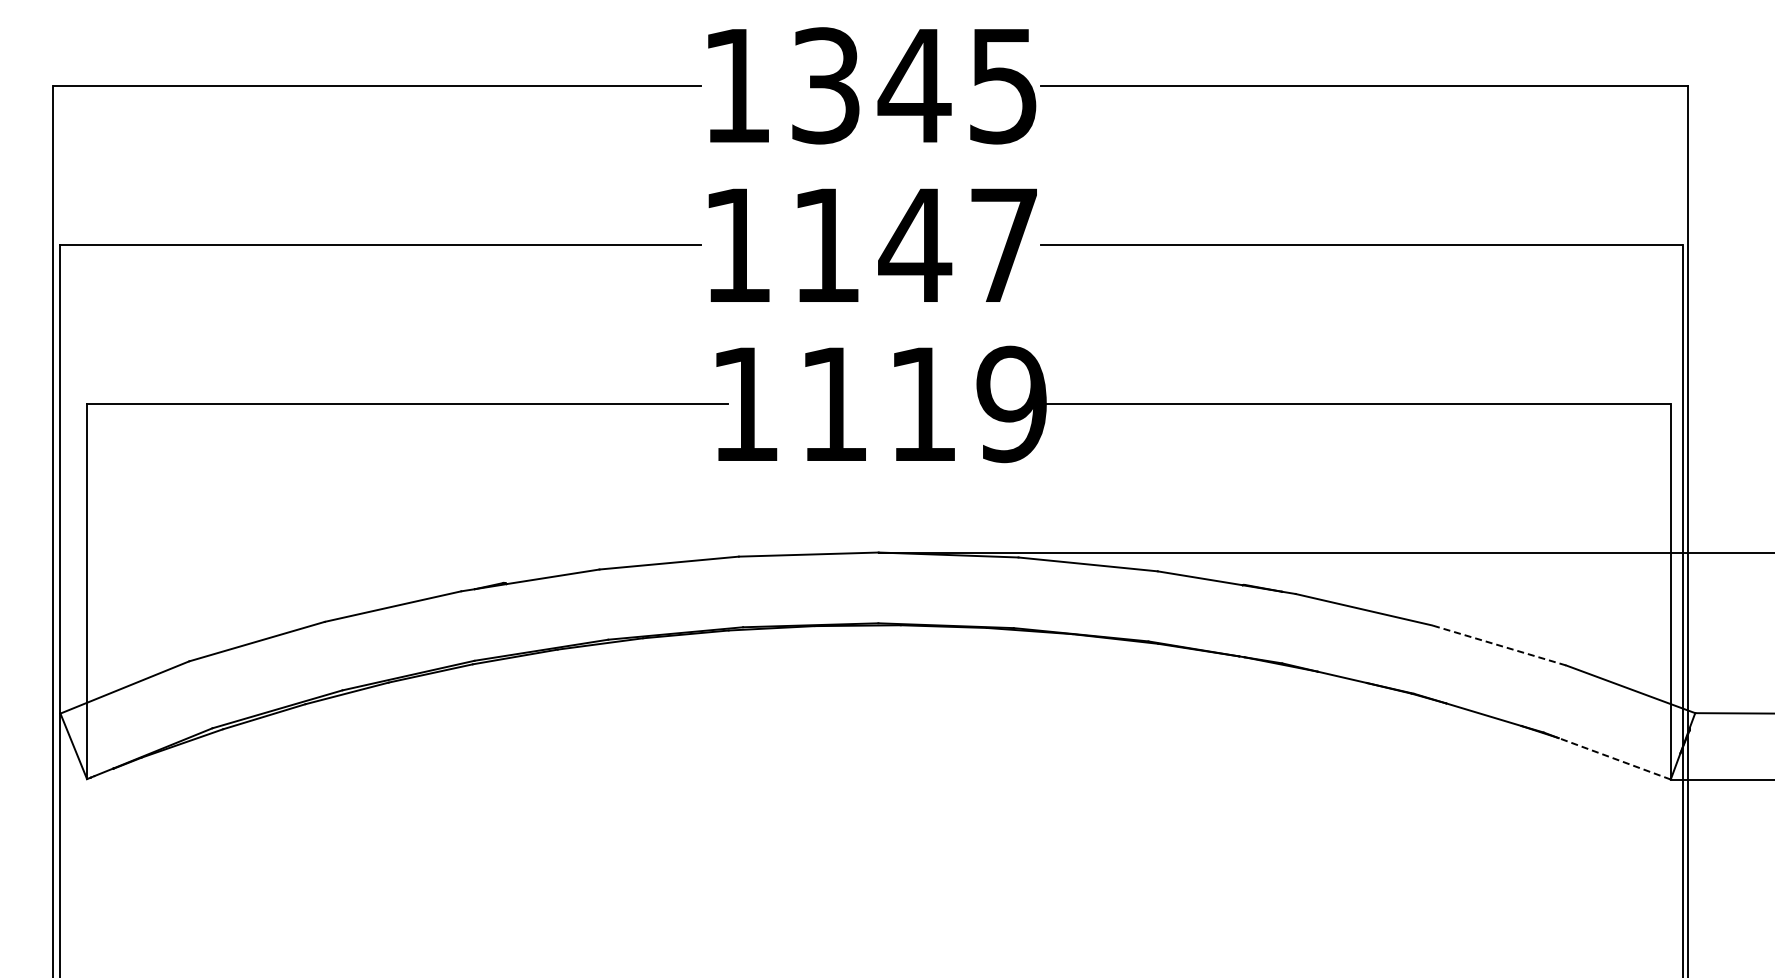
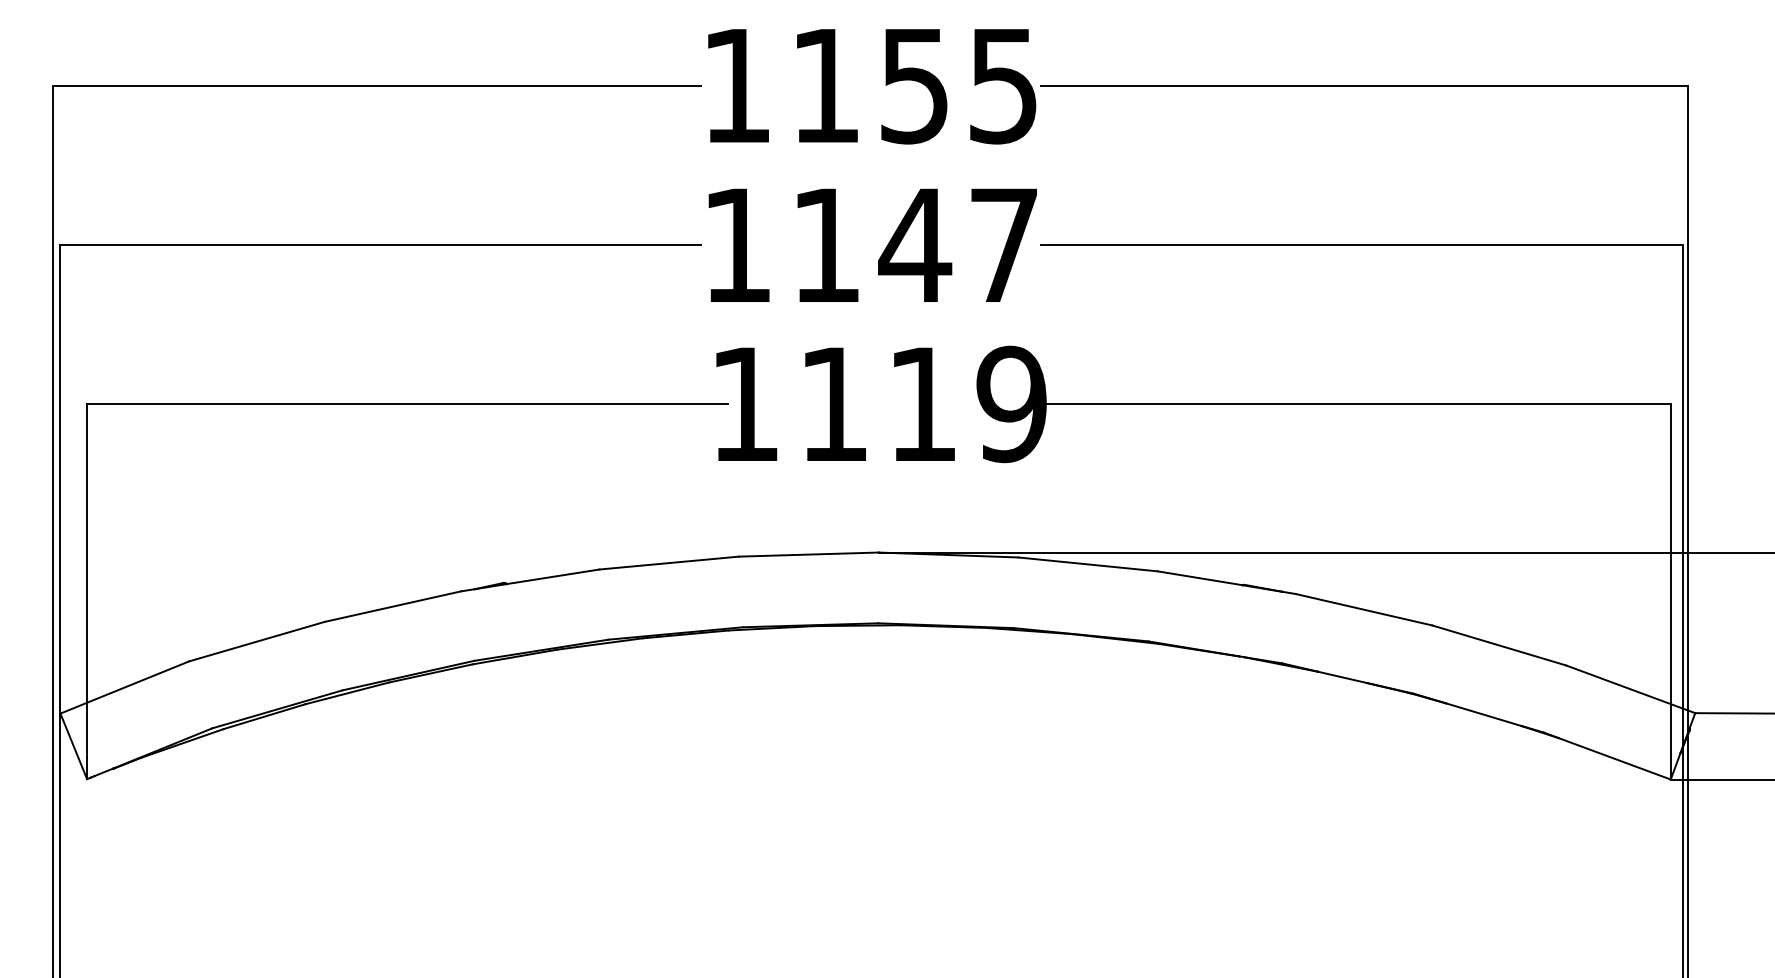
text: 1345 -> 1155 (871, 85)
line: dashed -> solid (1499, 645)
line: dashed -> solid (1614, 758)
